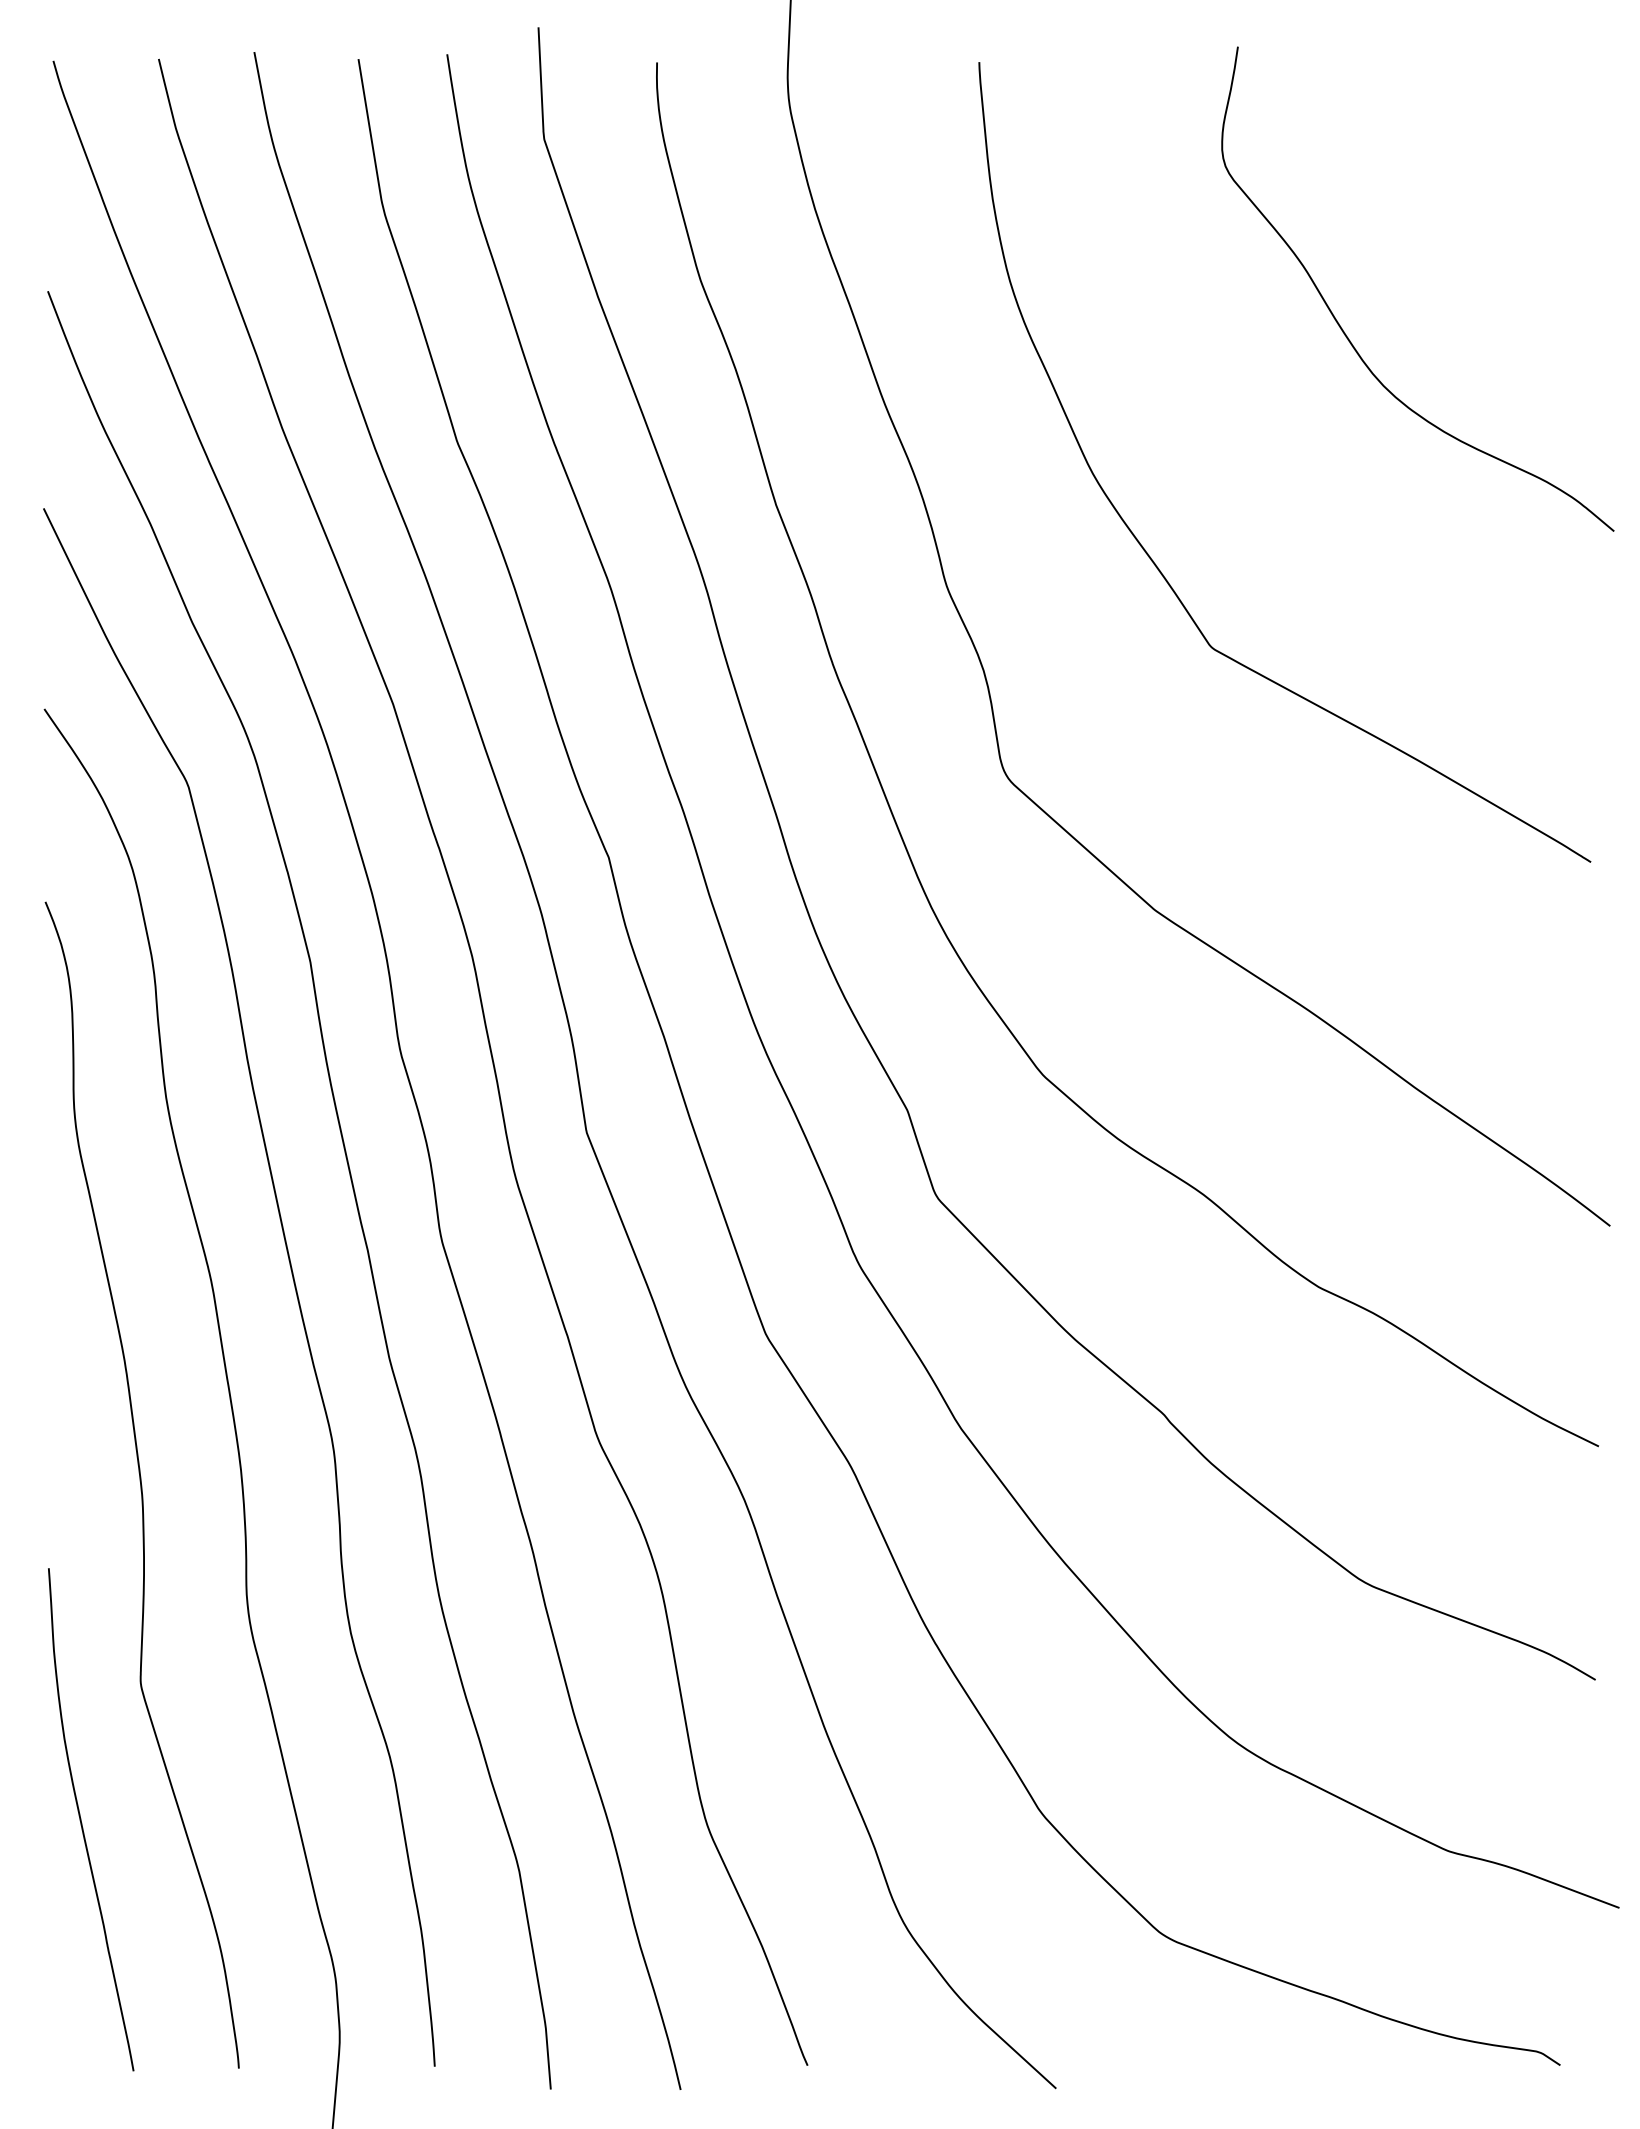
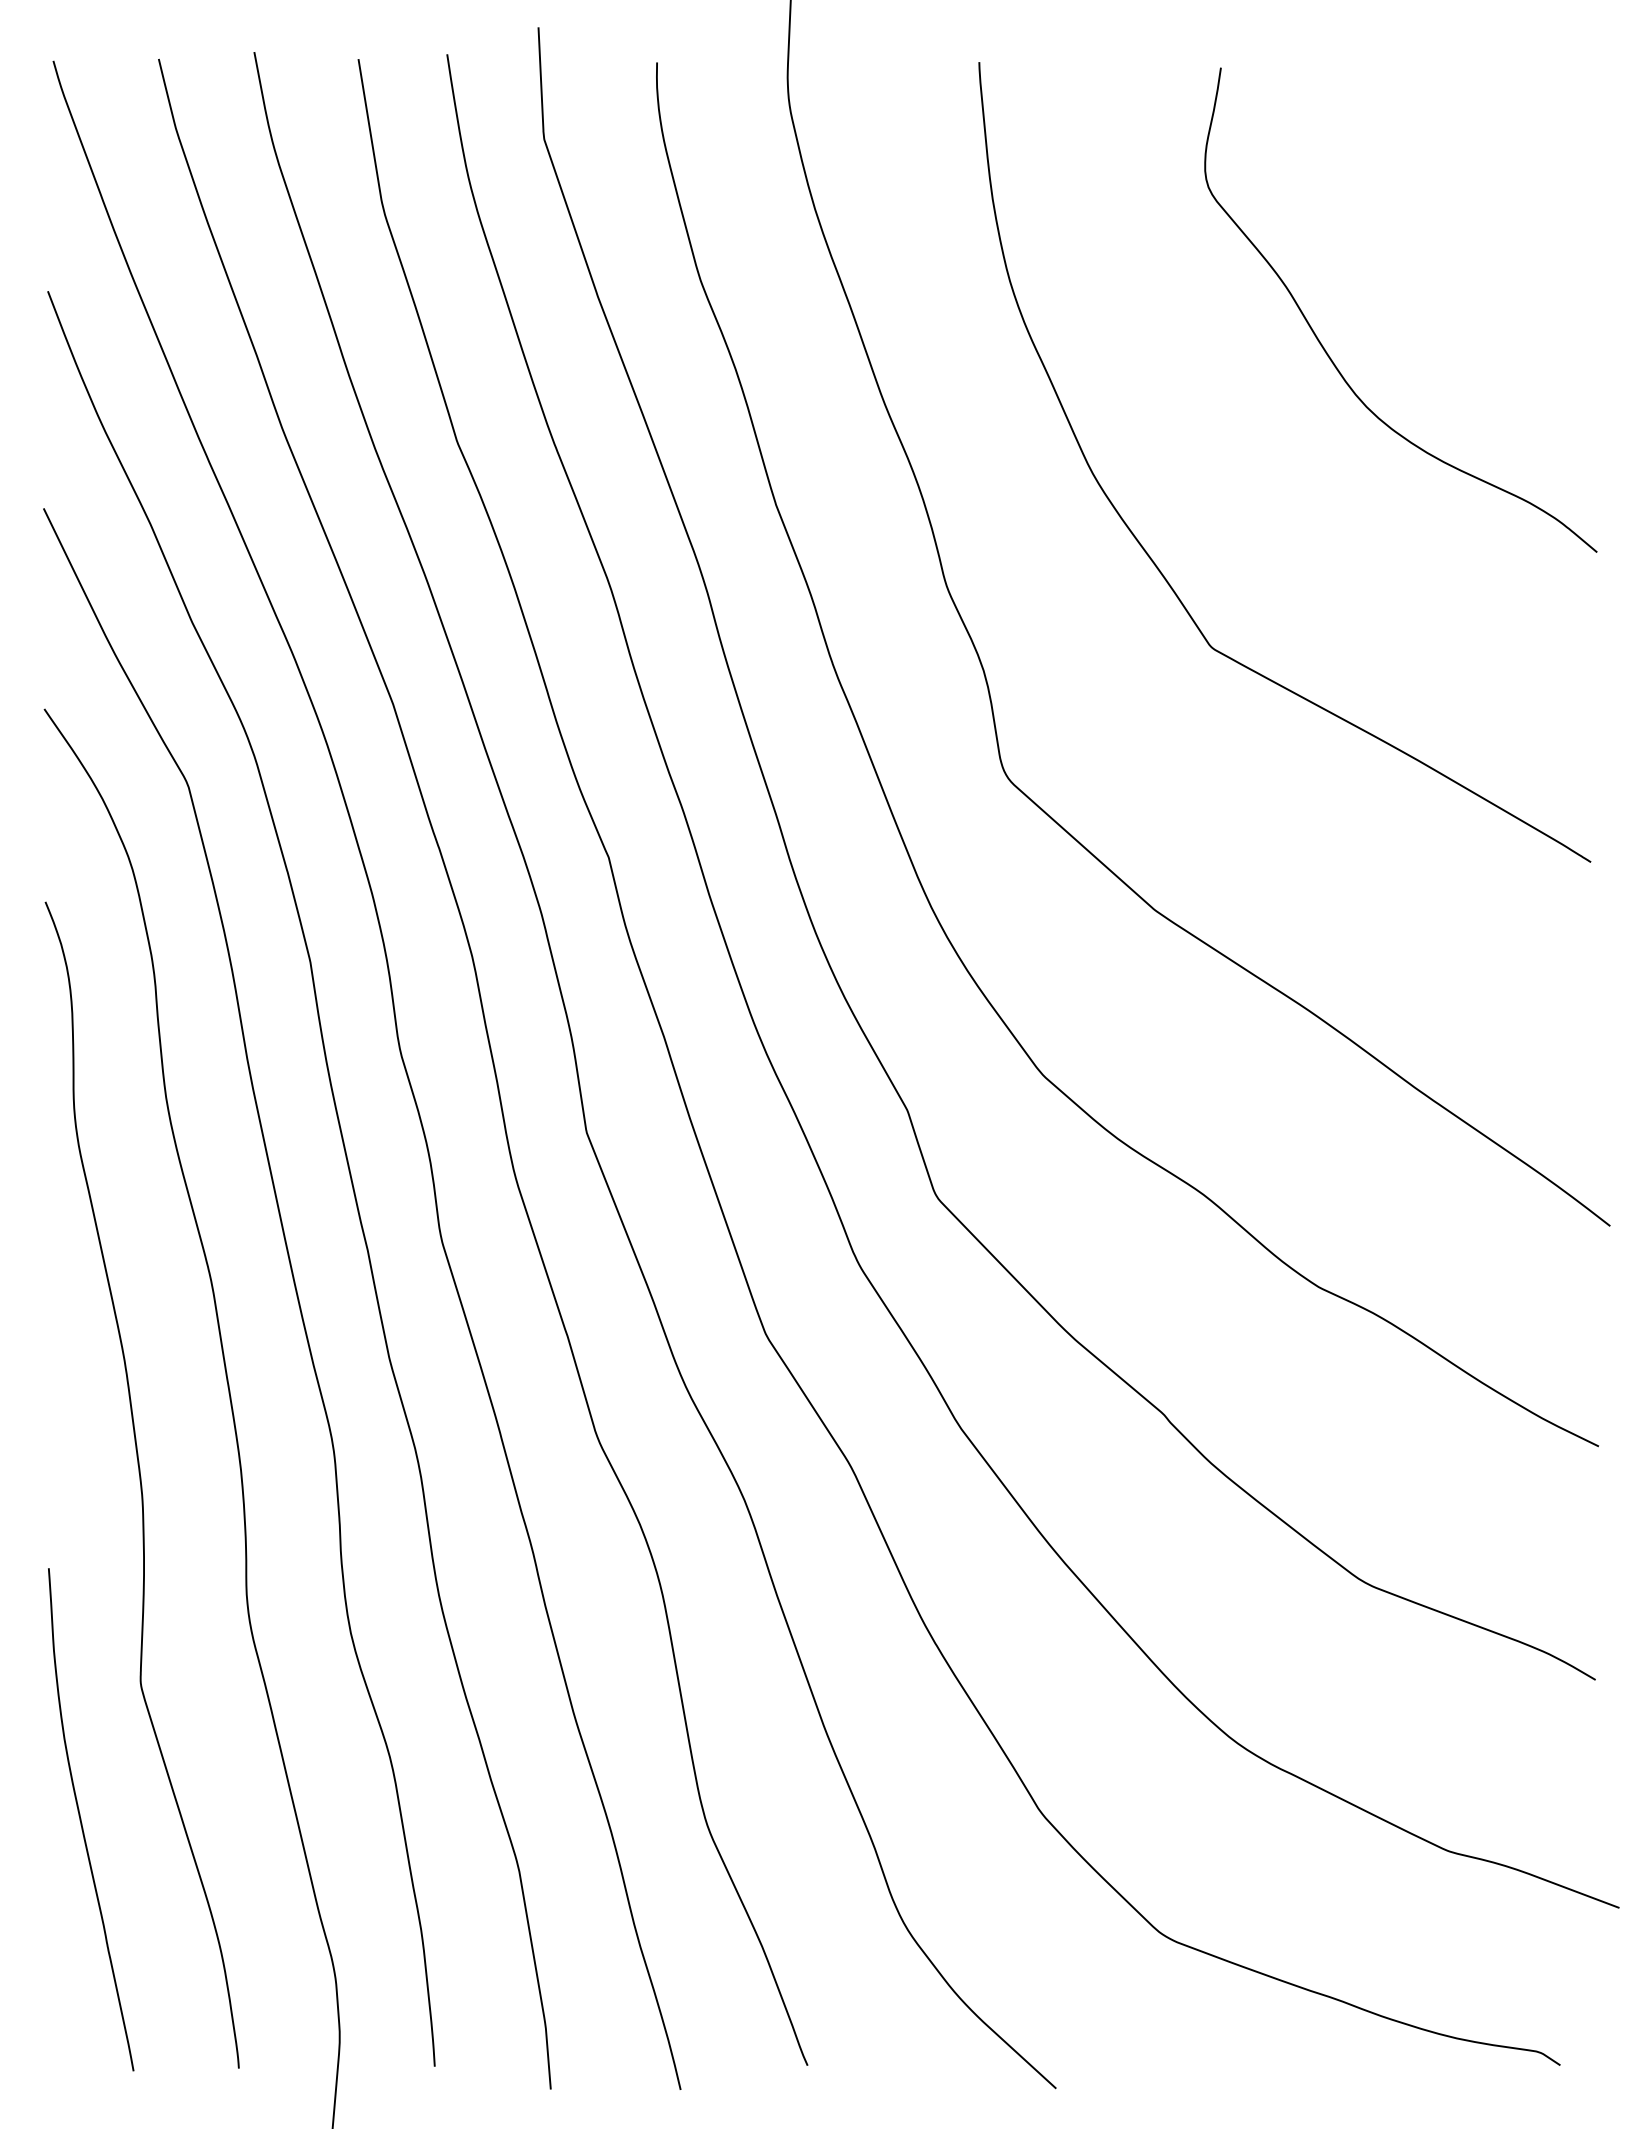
curve position: (1346, 334) -> (1329, 355) (1329, 355)
